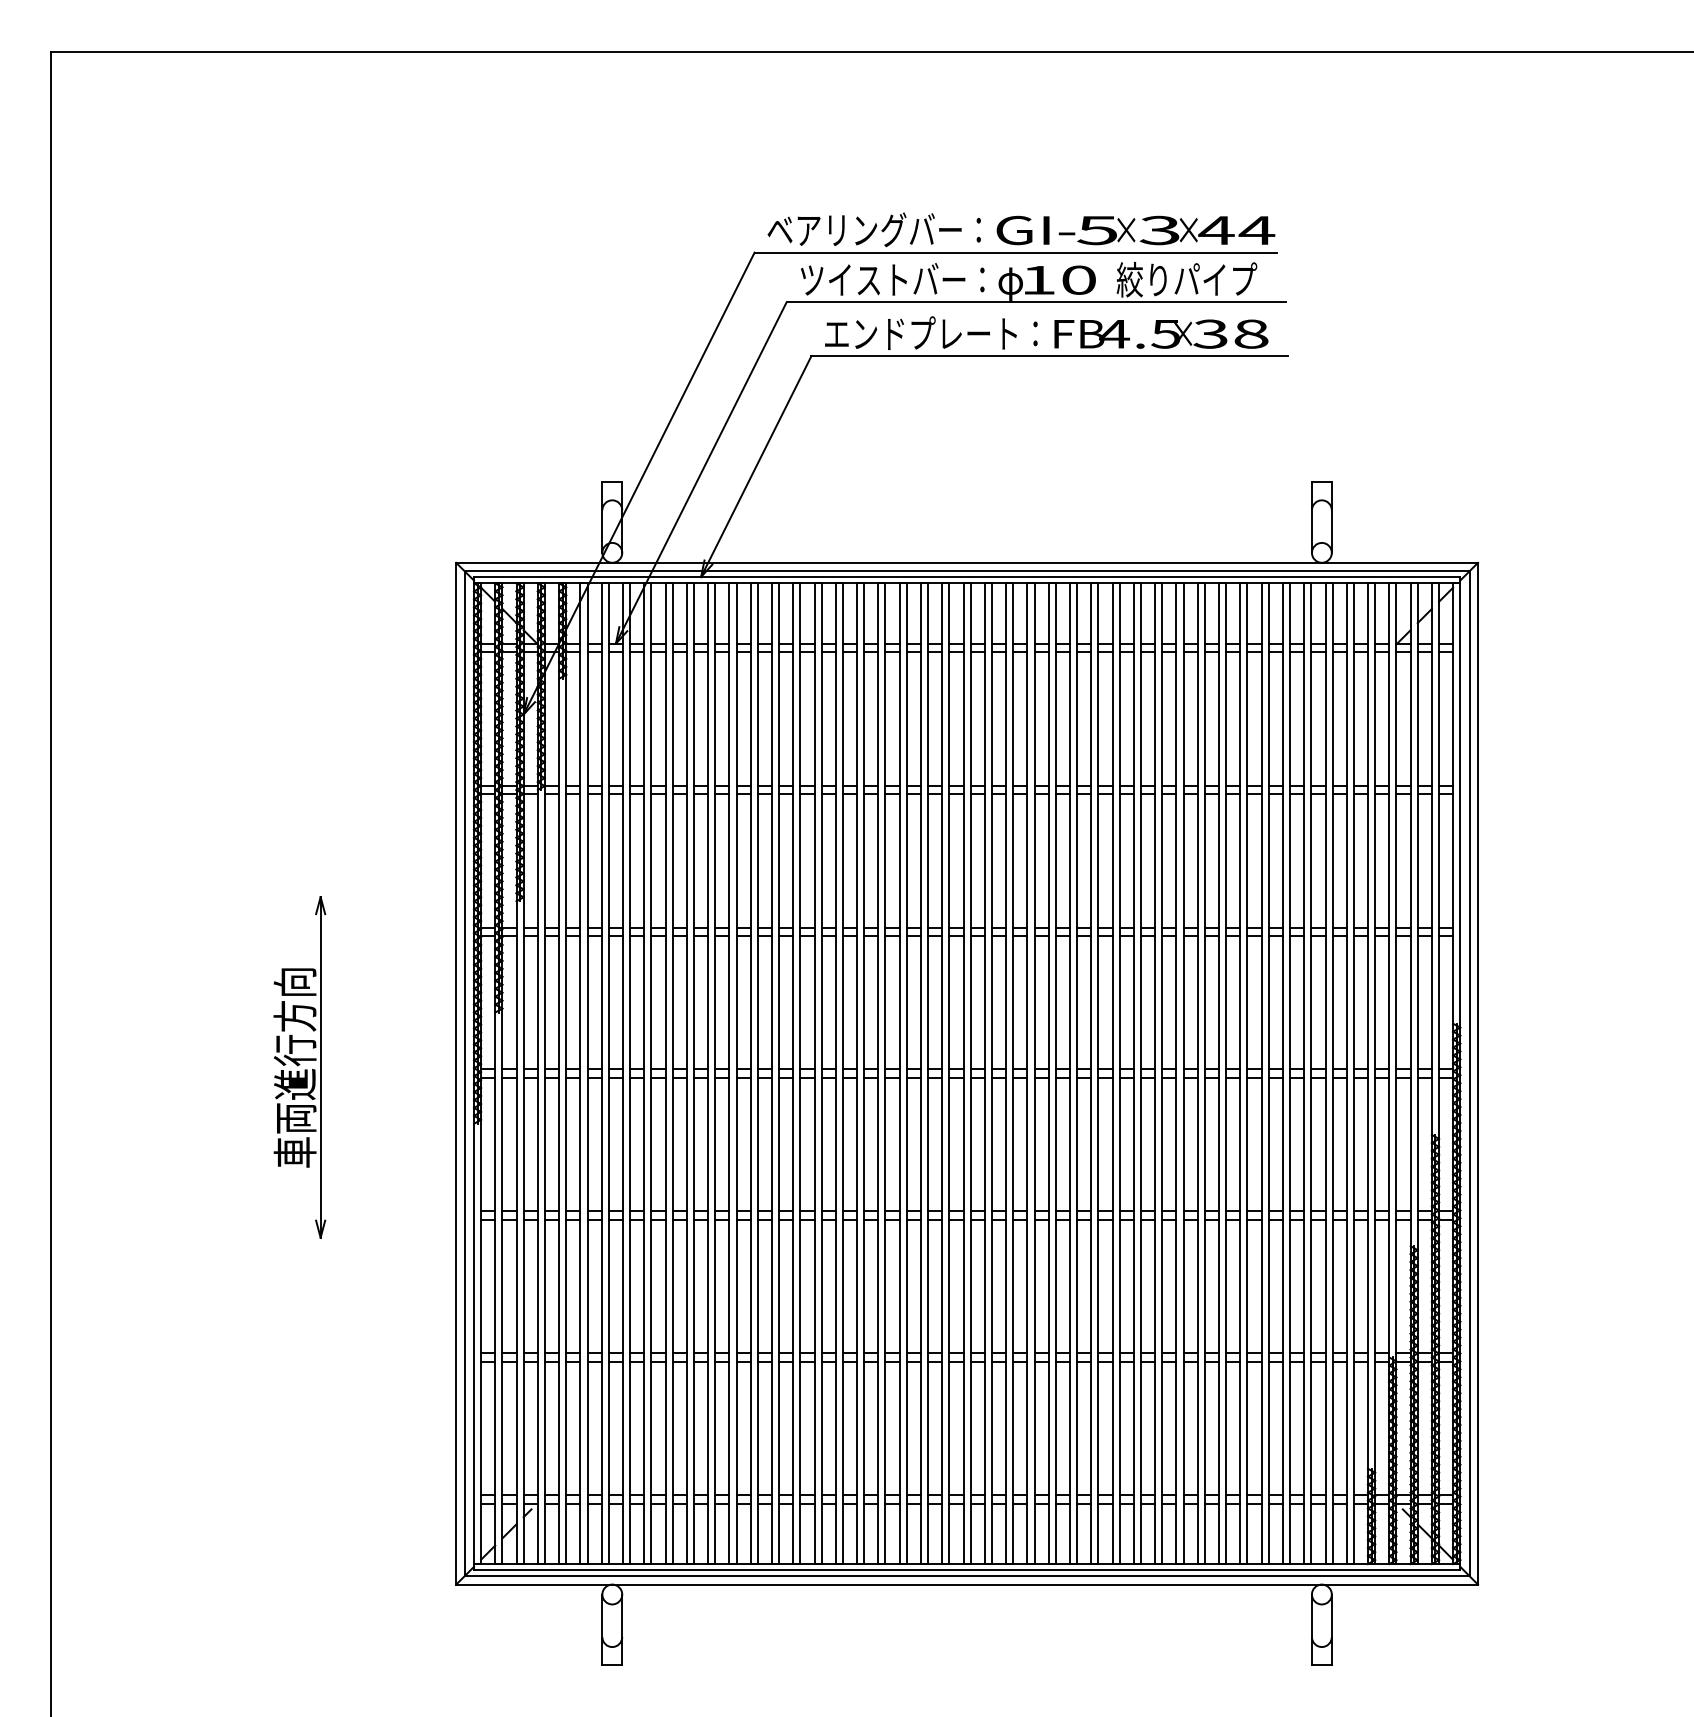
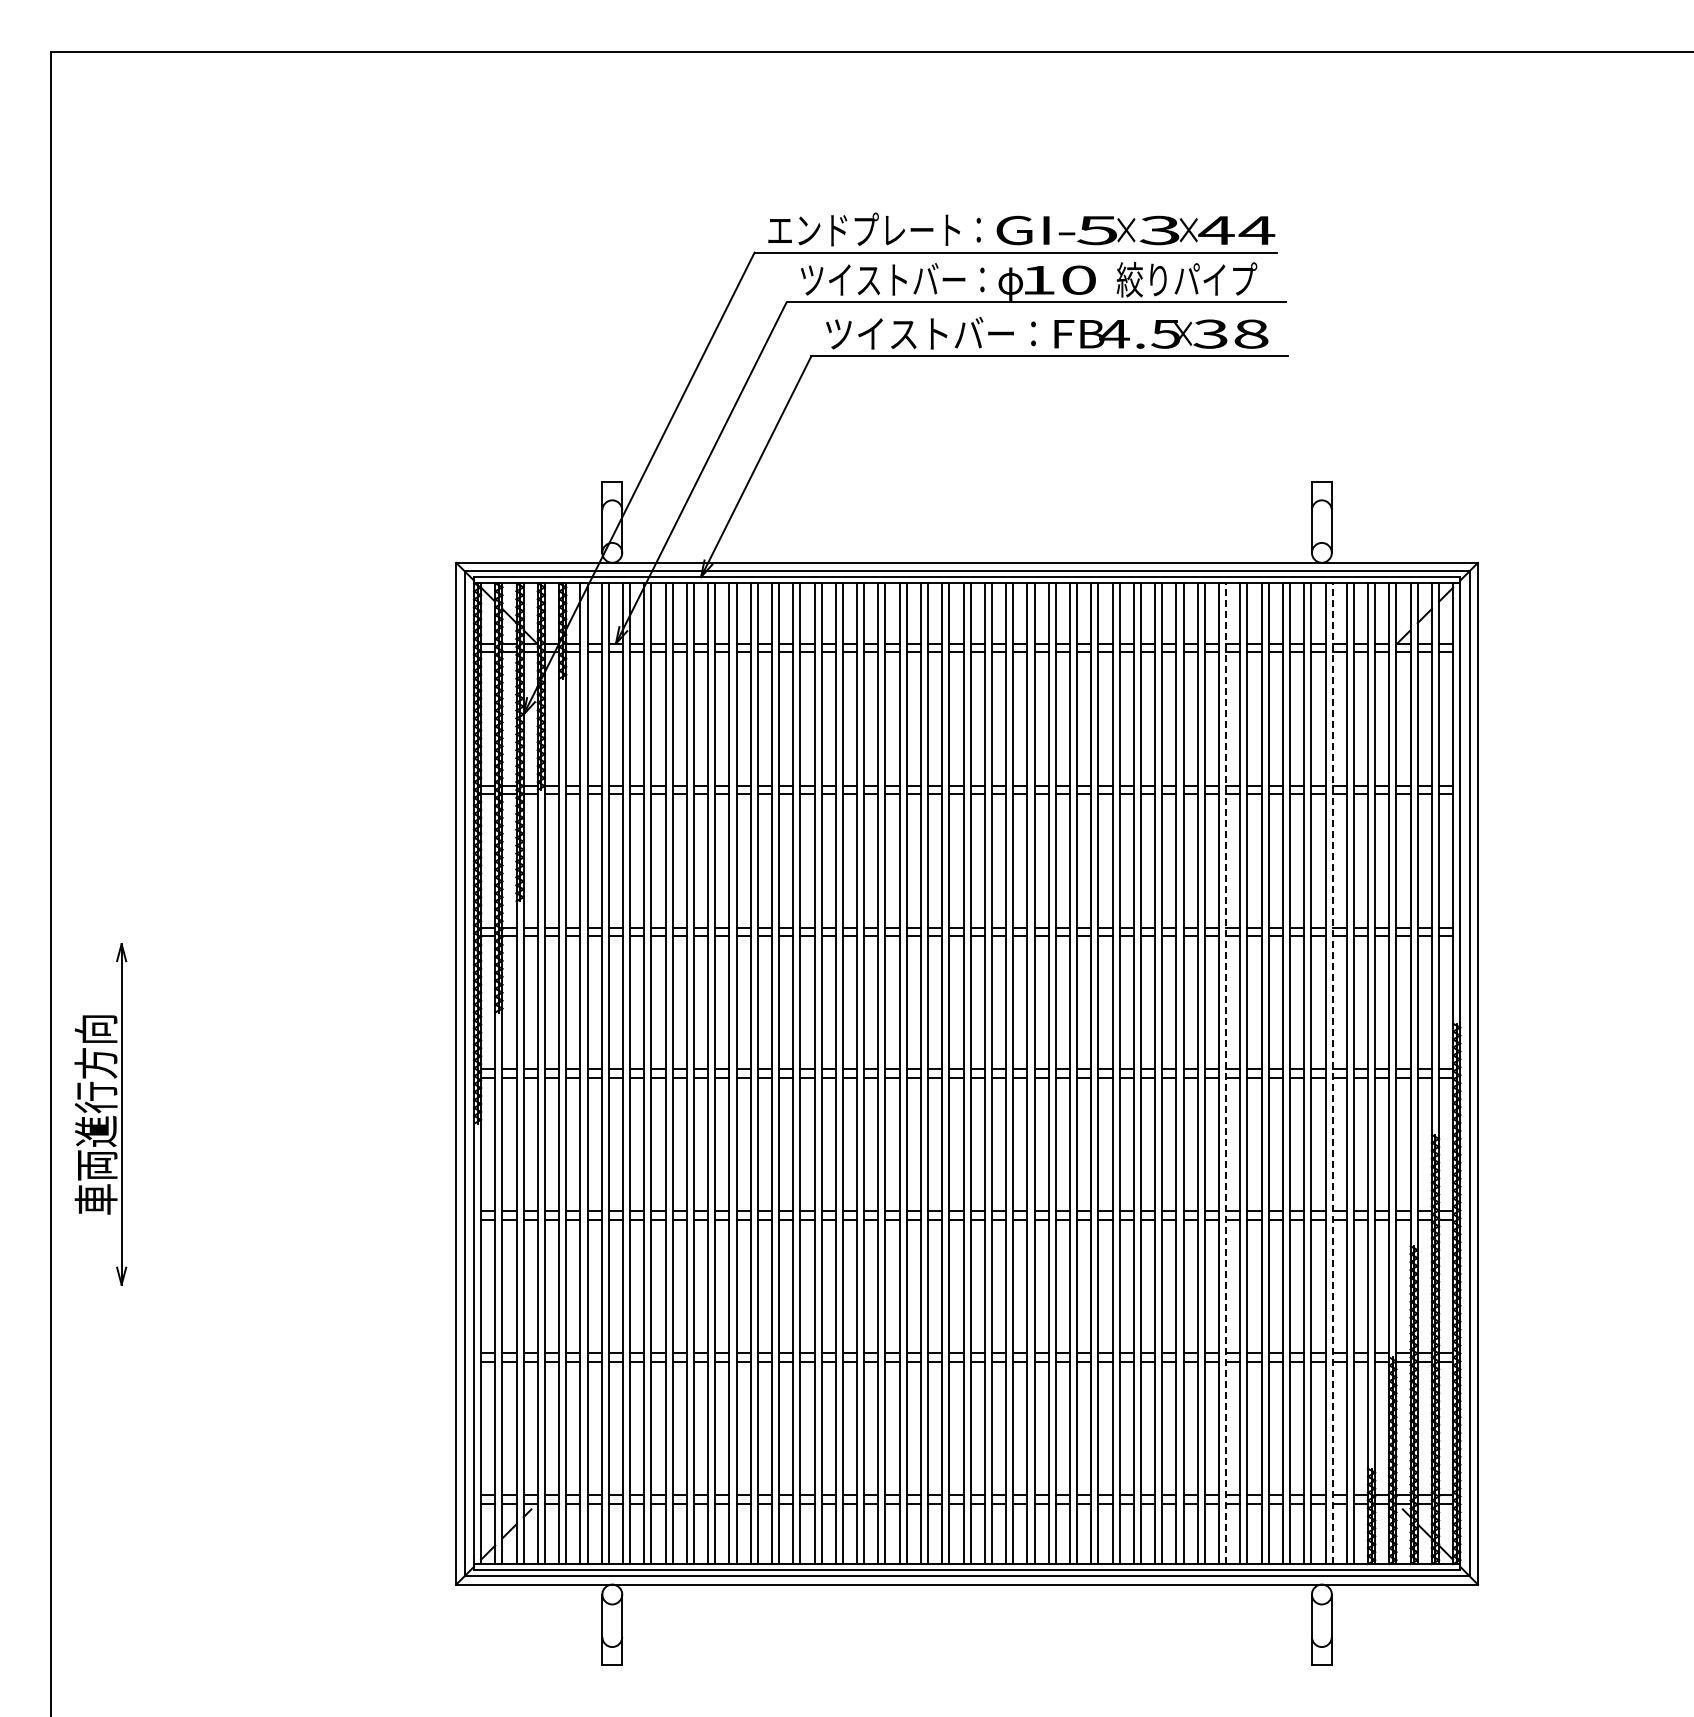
text: ベアリングバー： -> エンドプレート： (864, 229)
text: エンドプレート： -> ツイストバー： (931, 332)
part position: (299, 1067) -> (100, 1114) (100, 1114)
line: solid -> dashed (1226, 1073)
line: solid -> dashed (1332, 1073)
